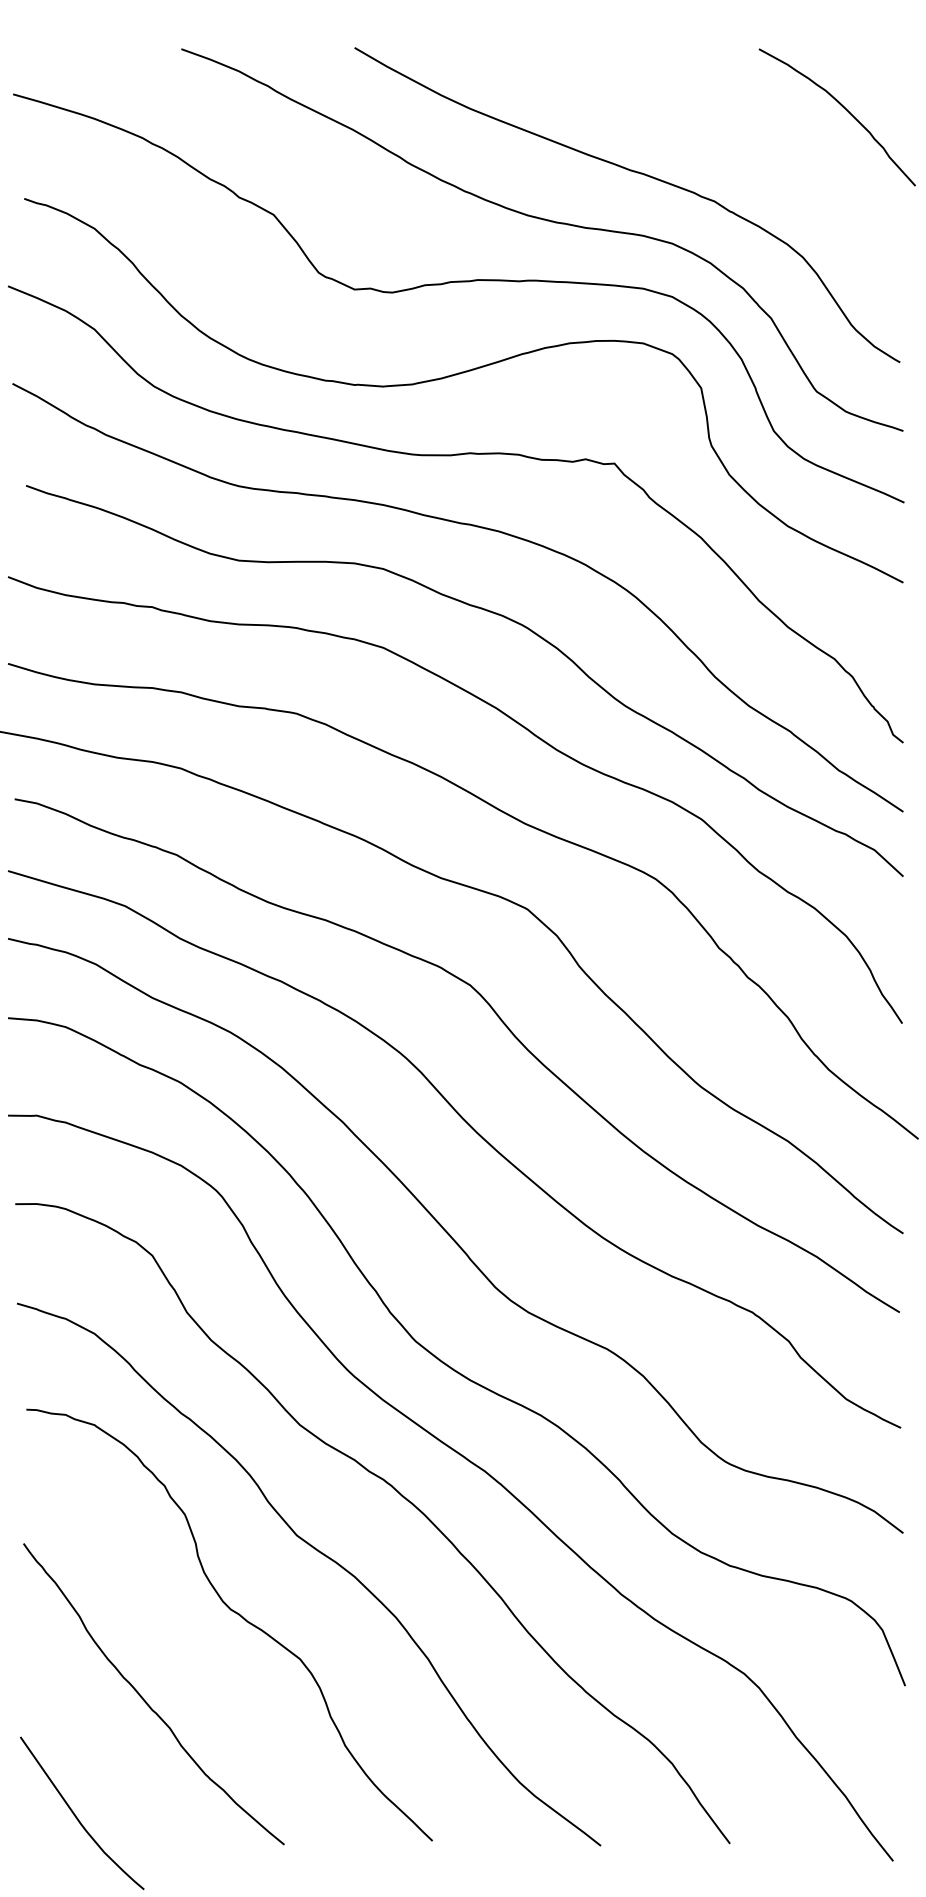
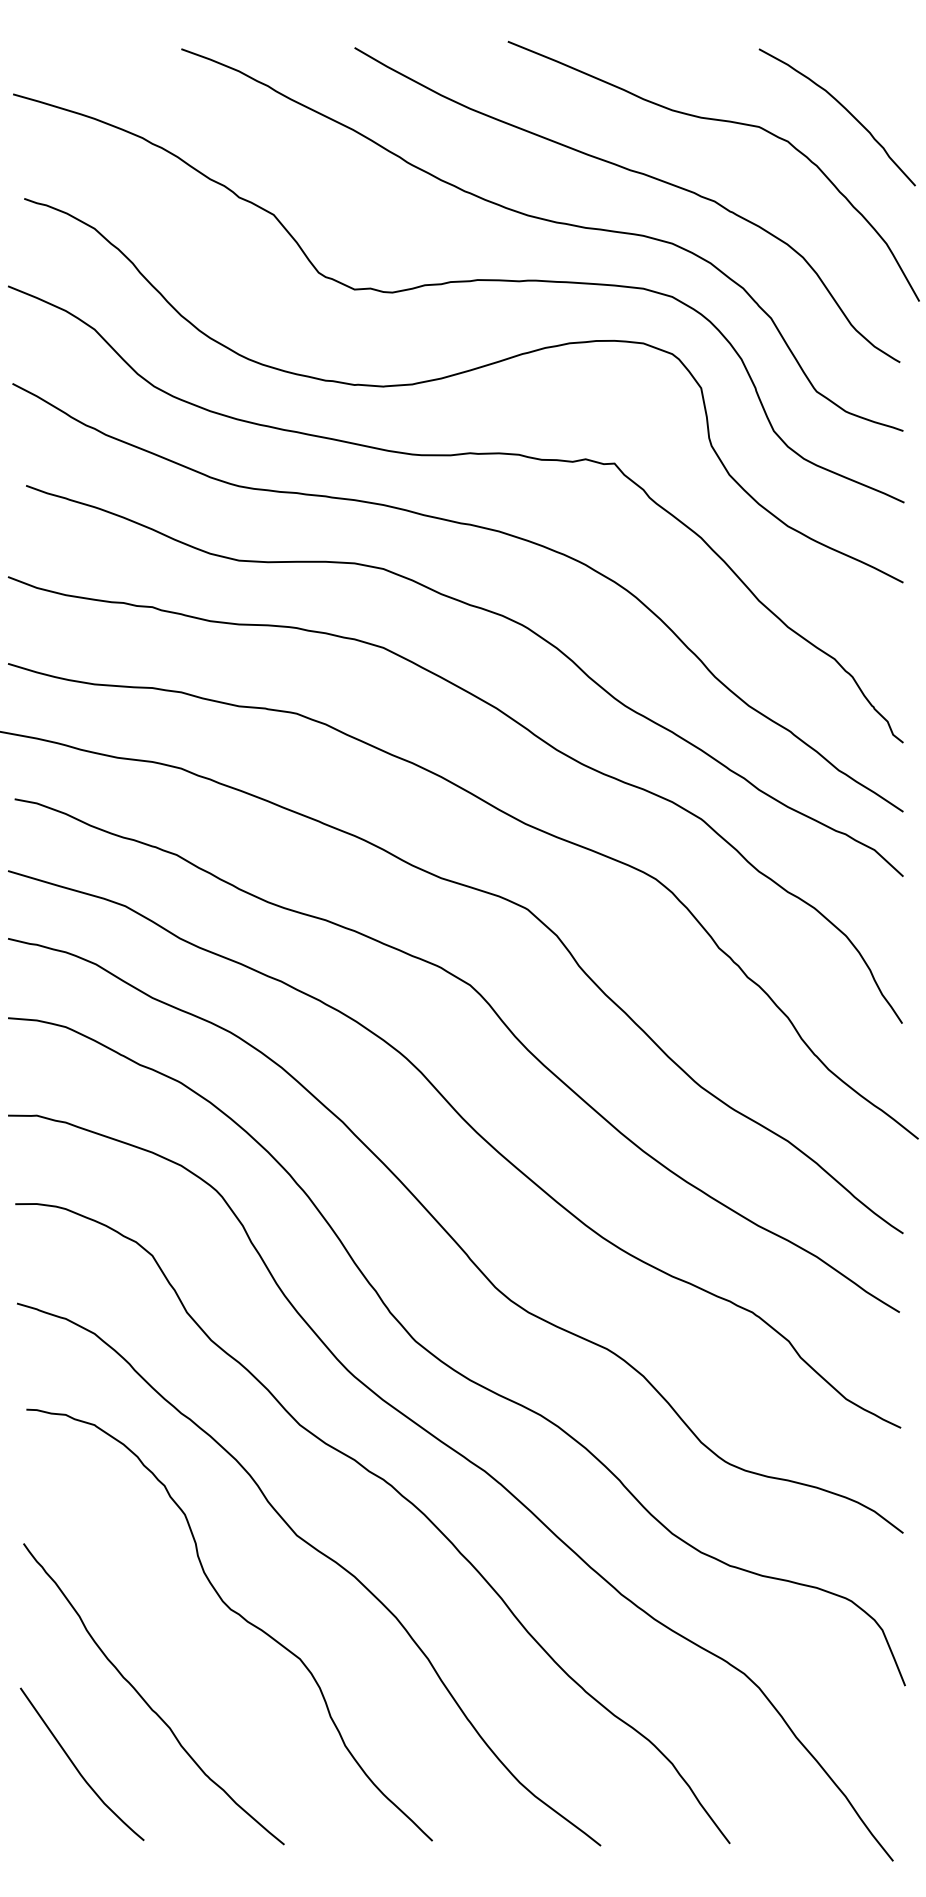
curve: none -> present (719, 121)
curve position: (76, 1815) -> (76, 1766) (76, 1766)
